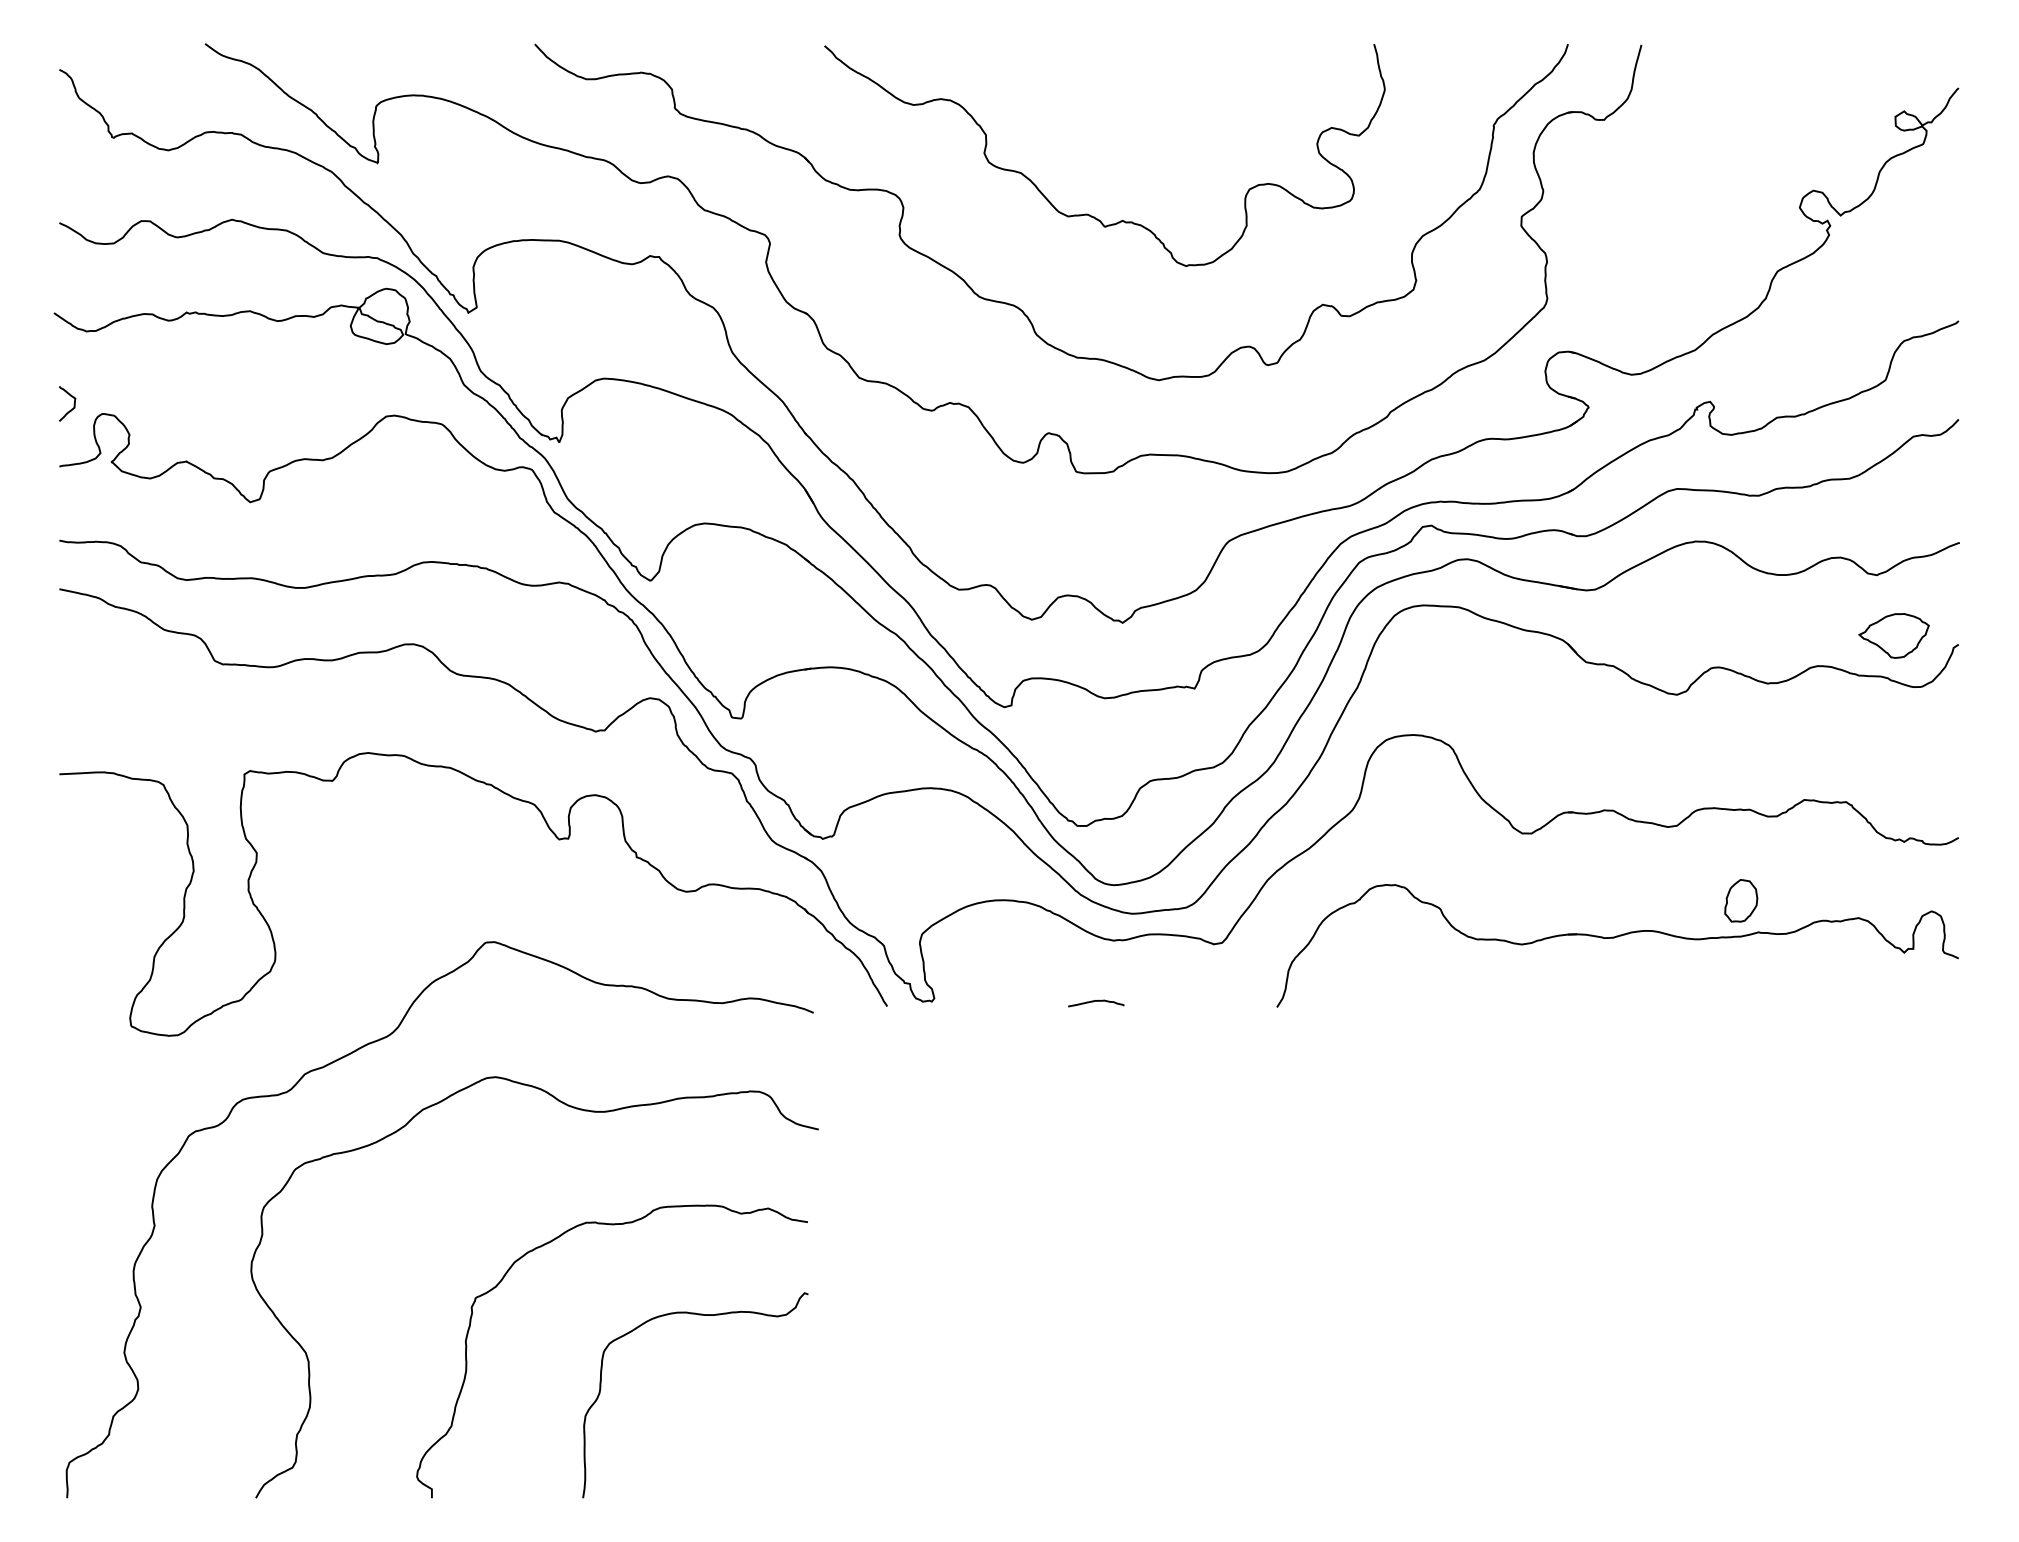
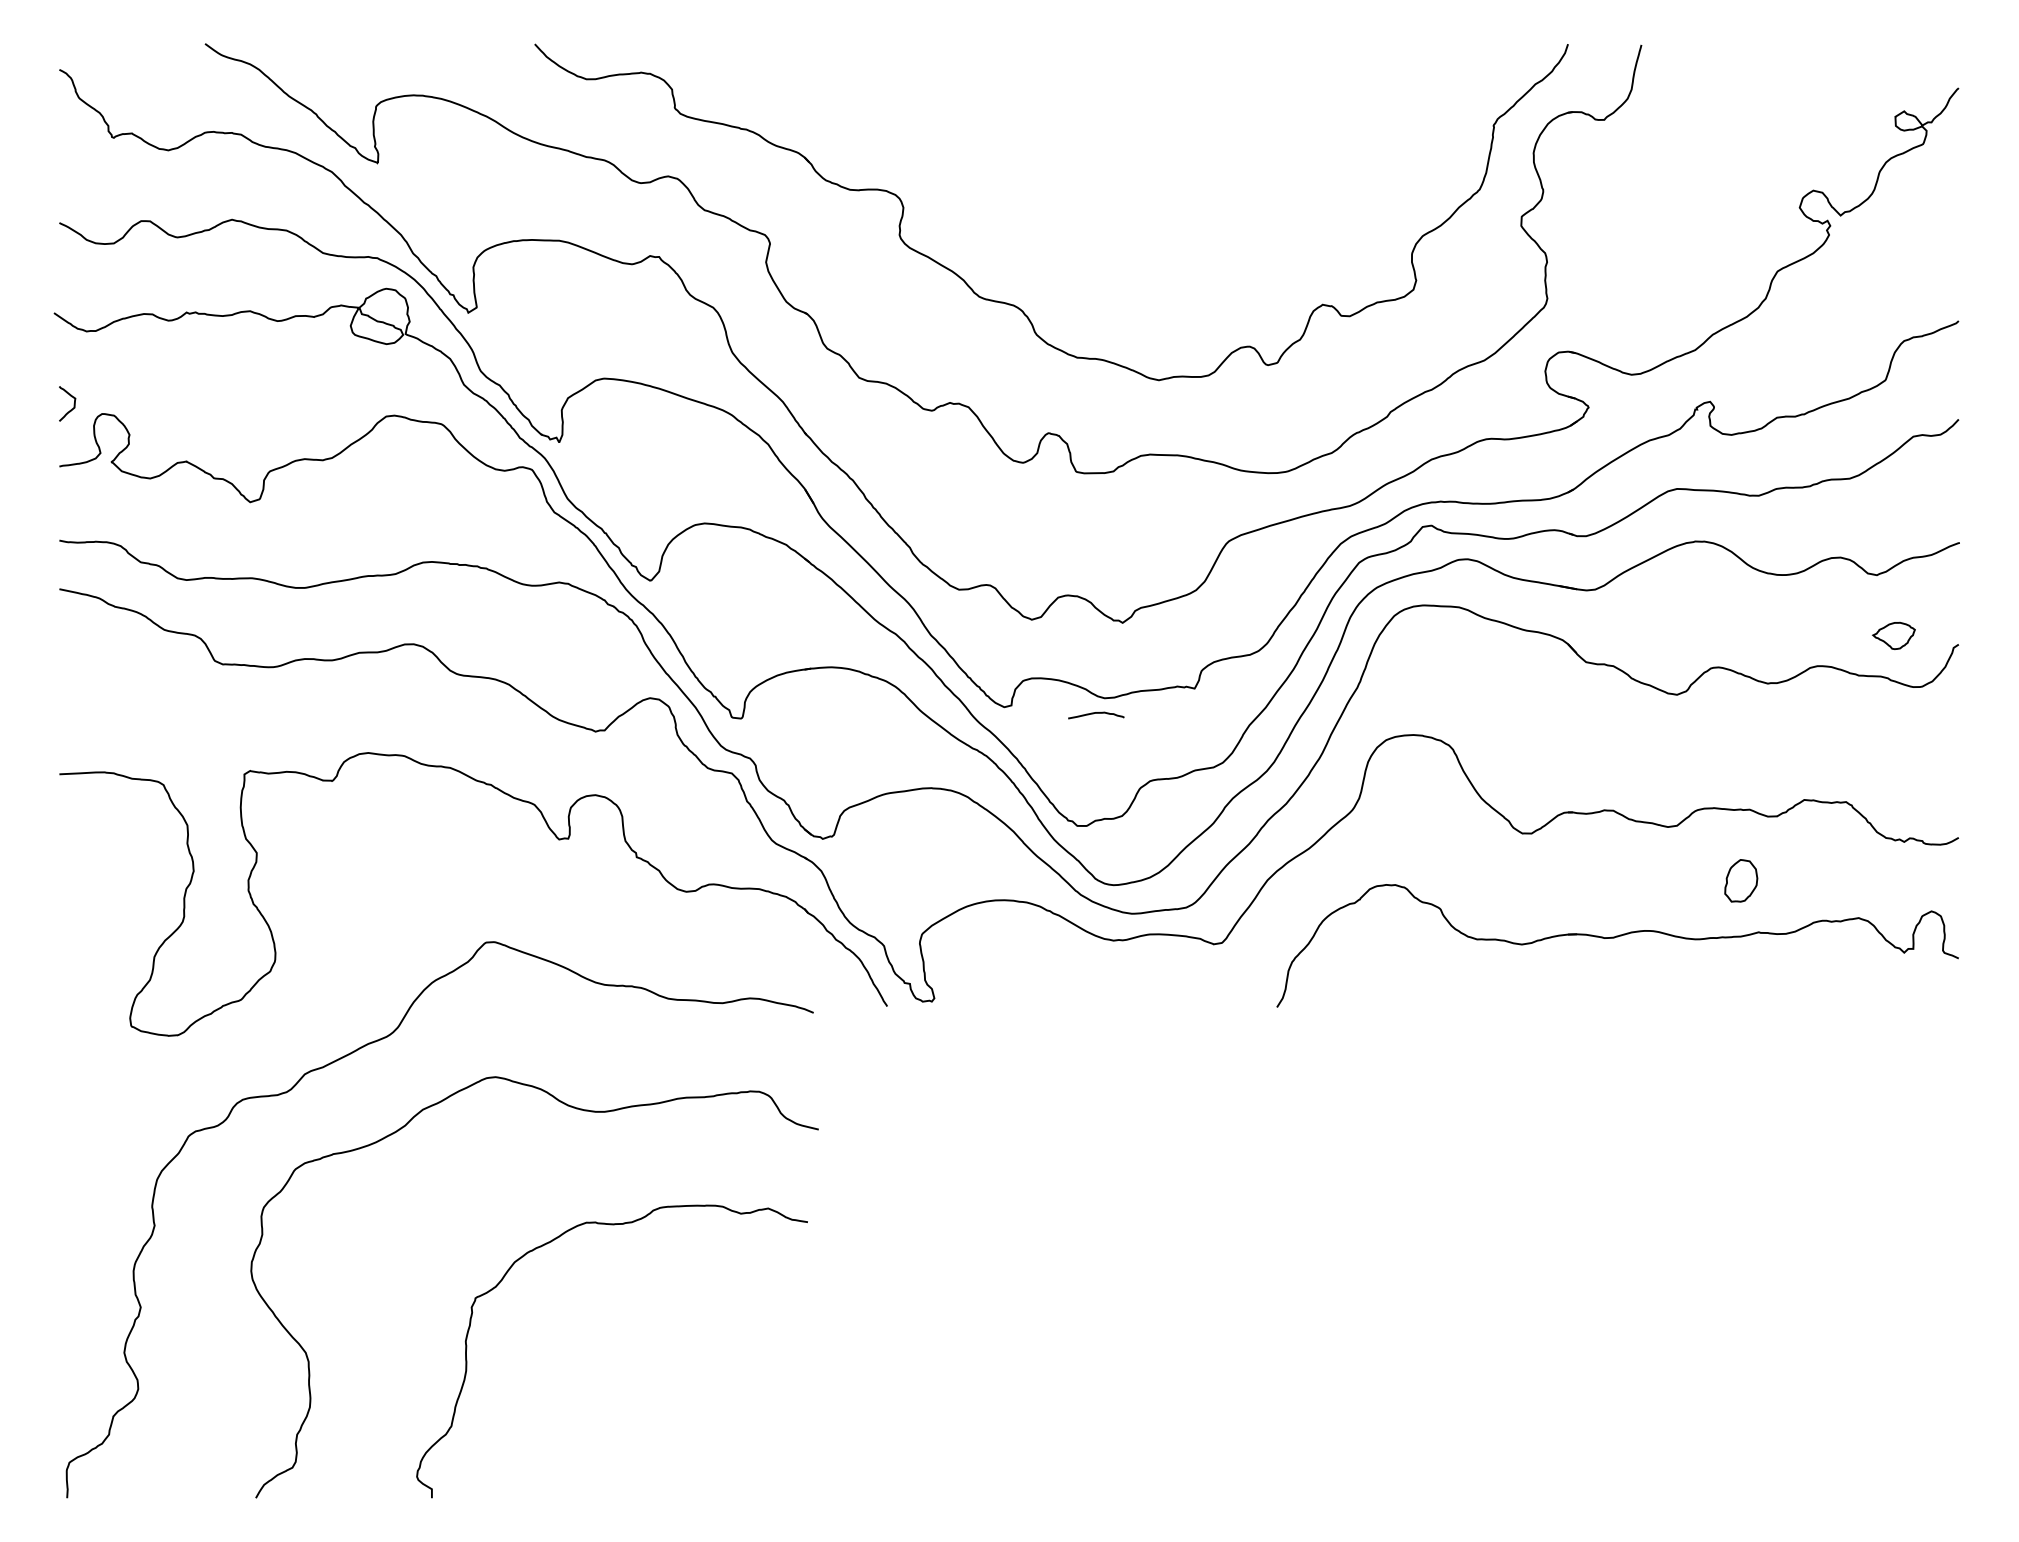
curve: present -> none (1087, 213)
part size: 72x46 px -> 44x29 px (1893, 635)
part position: (1741, 900) -> (1741, 880) (1741, 880)
curve position: (1096, 1001) -> (1096, 713) (1096, 713)
curve: present -> none (698, 1315)
